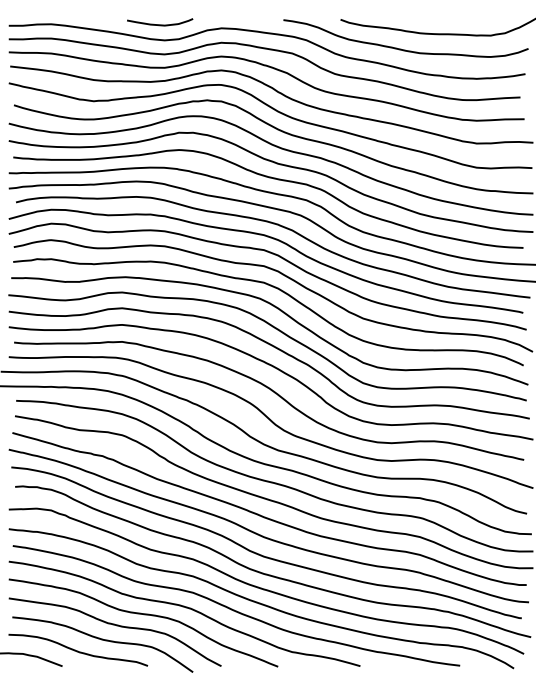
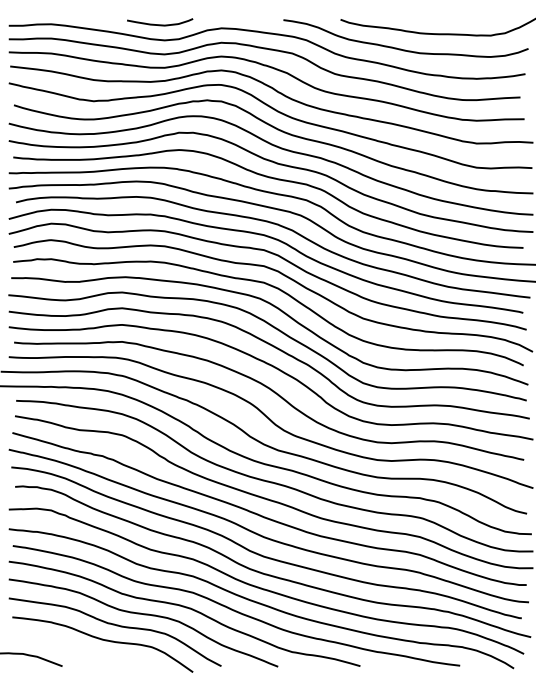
curve: present -> none (78, 650)
